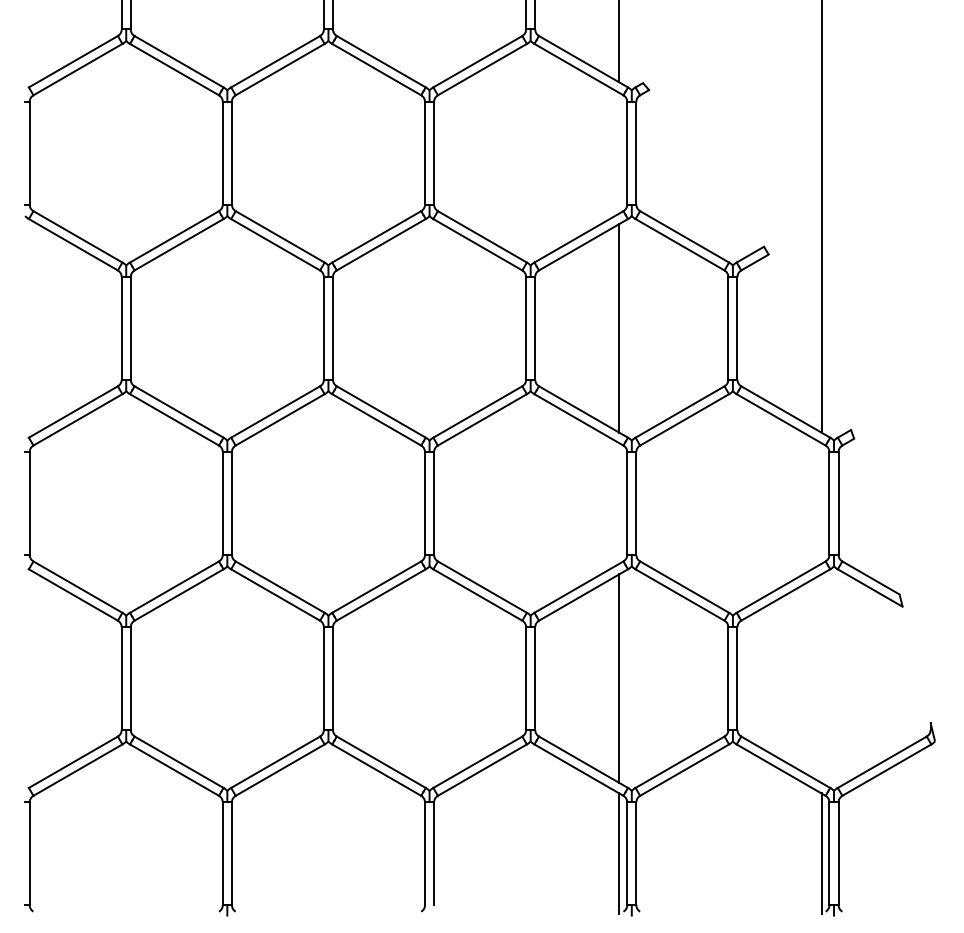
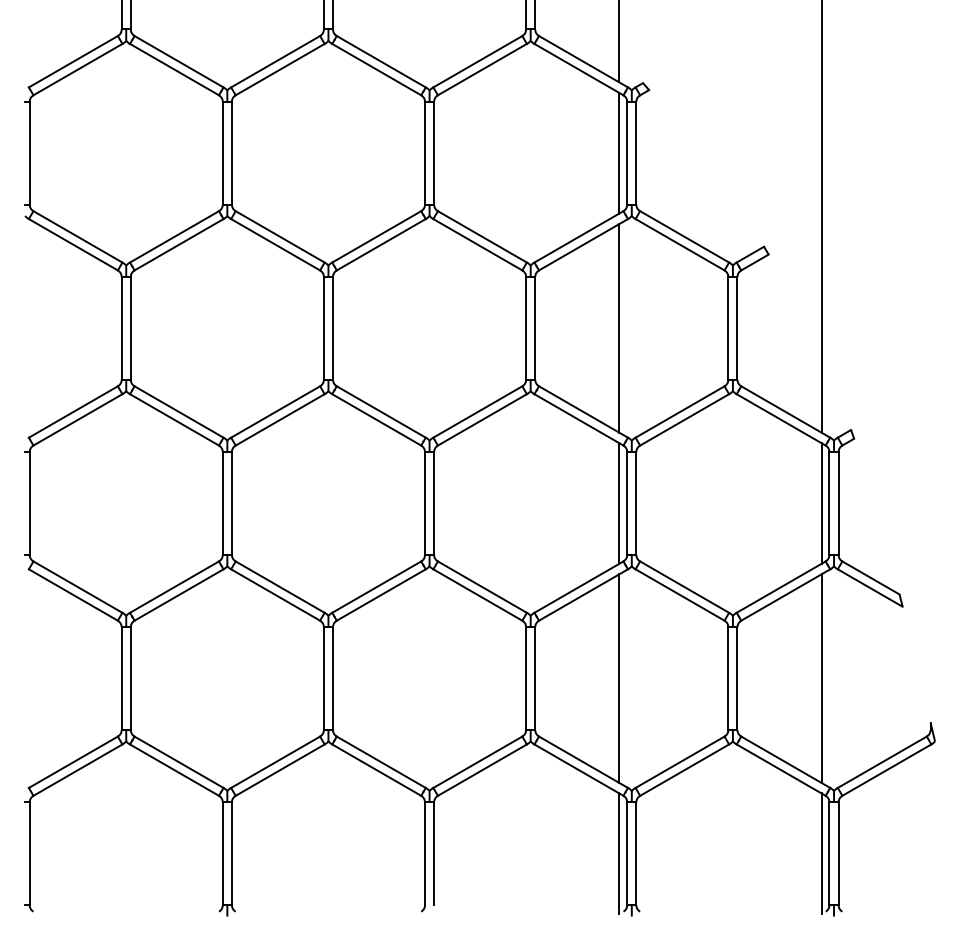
line: none -> present (619, 152)
line: none -> present (619, 503)
line: none -> present (821, 503)
line: none -> present (821, 678)
